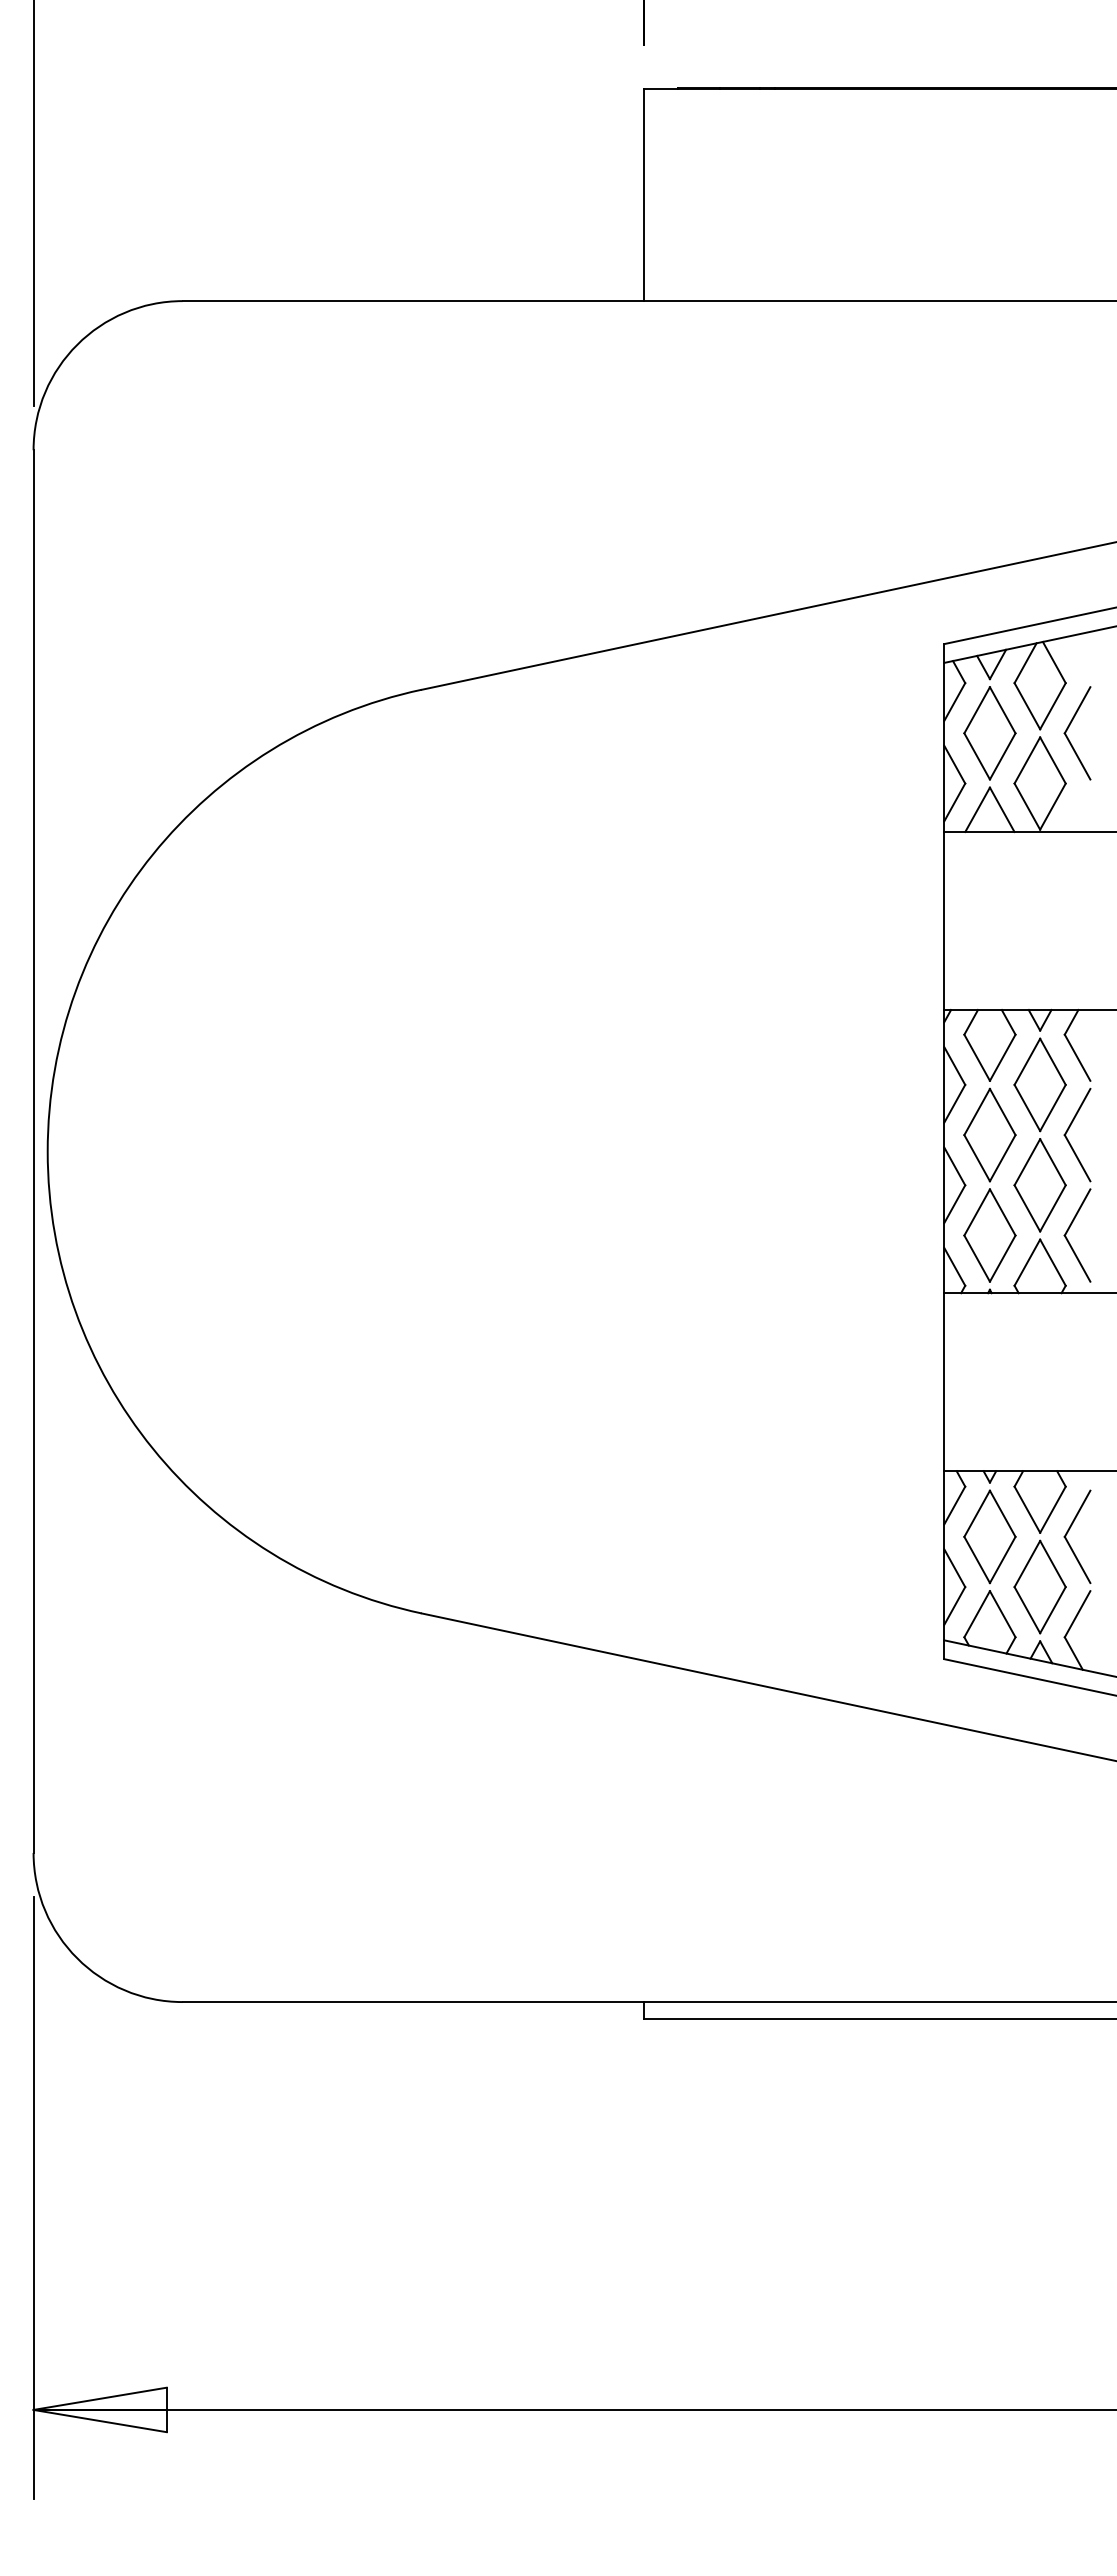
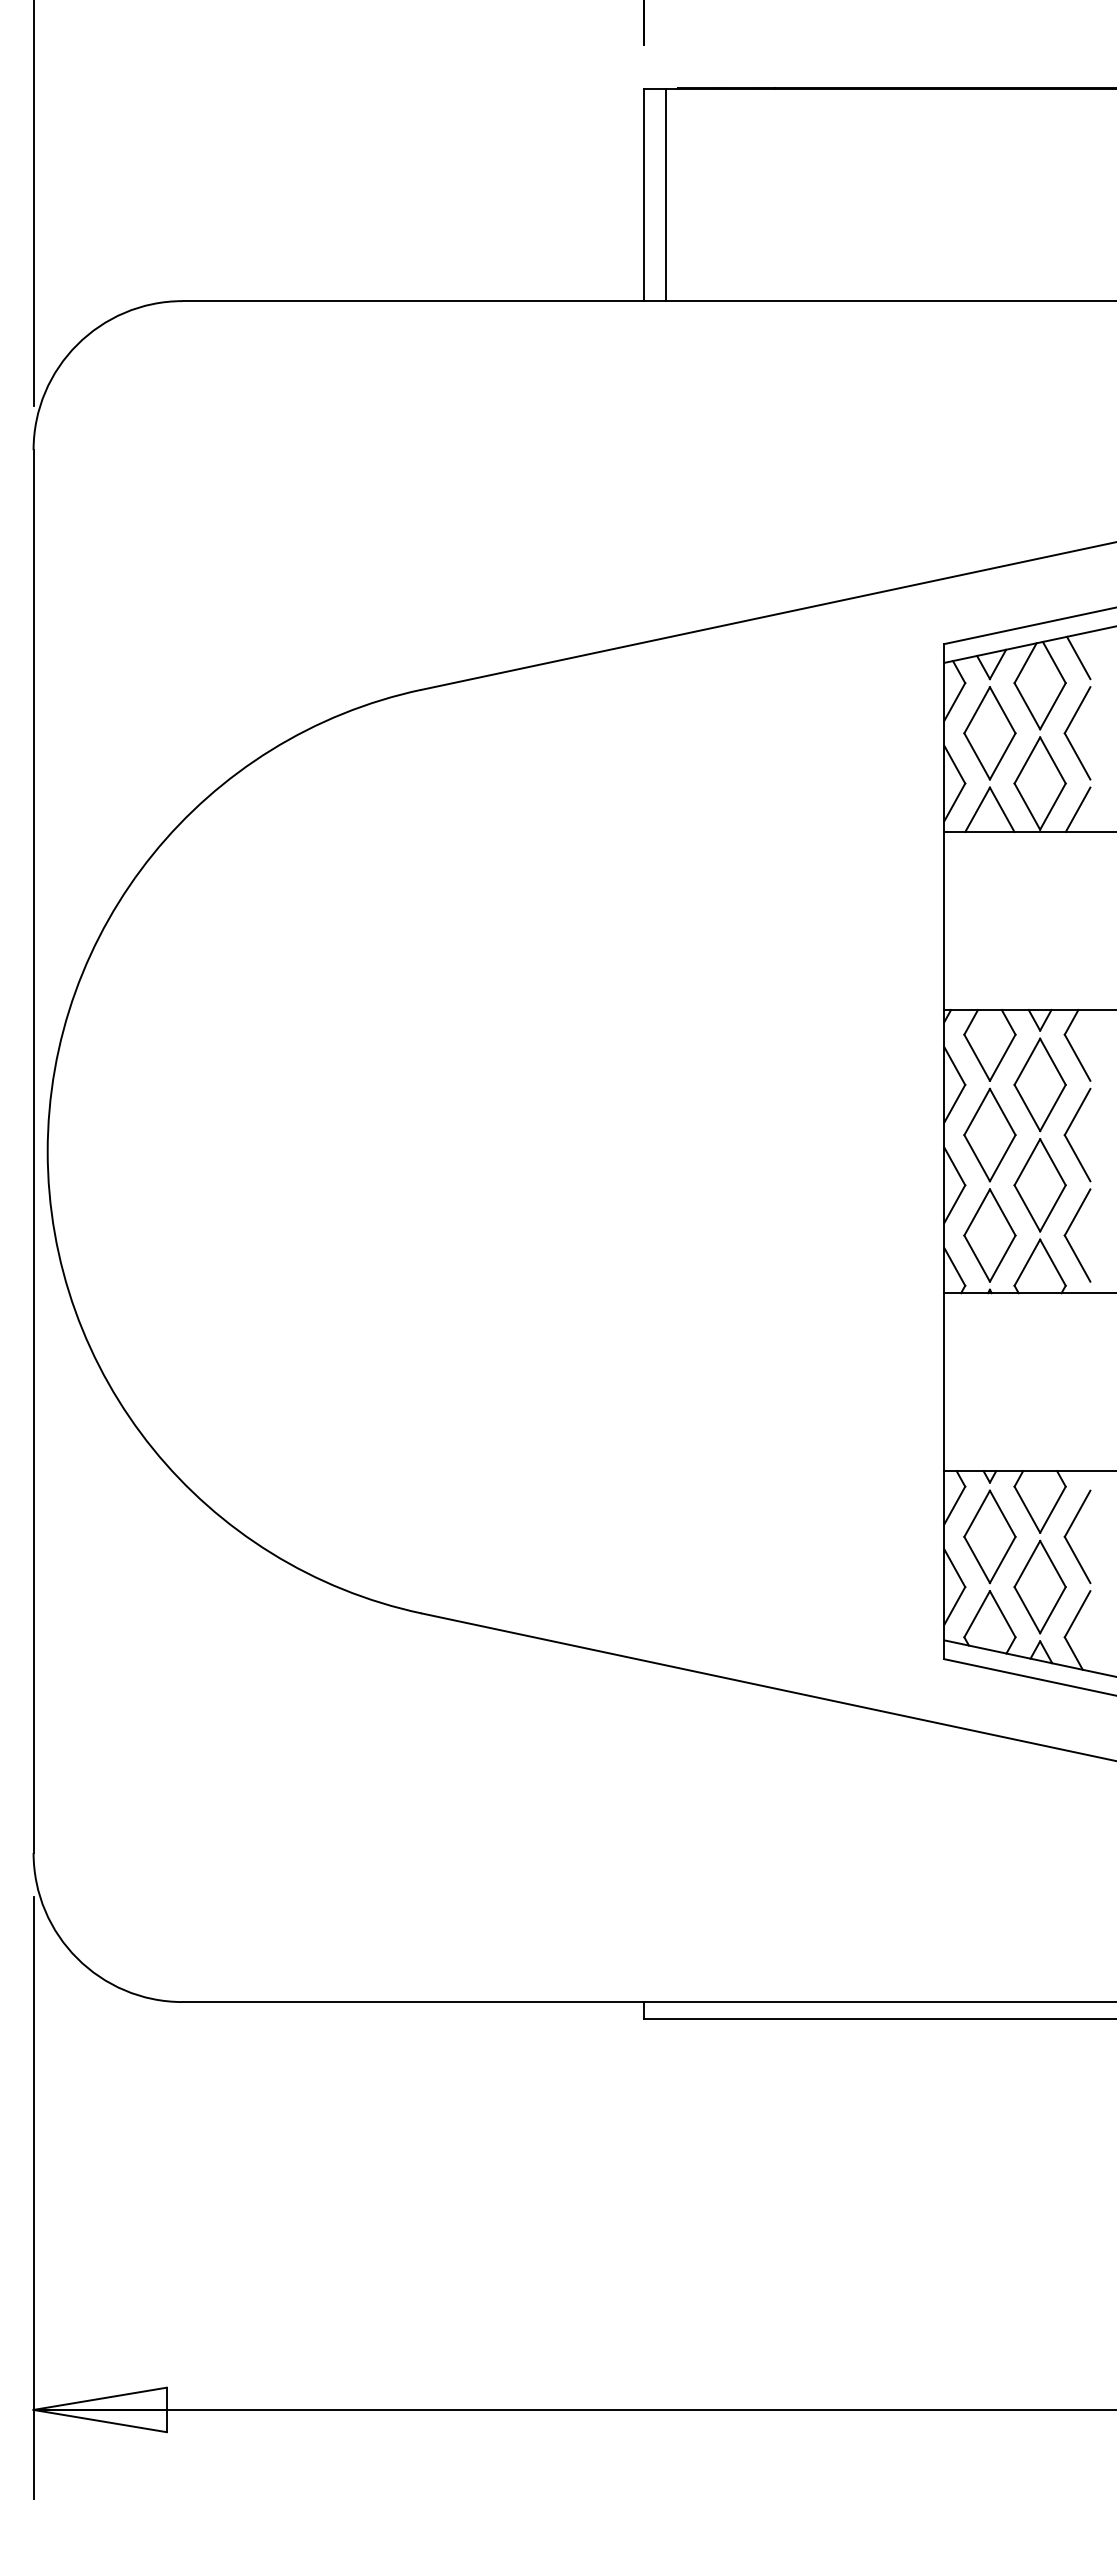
line: none -> present (665, 195)
line: none -> present (1078, 657)
line: none -> present (1077, 809)
